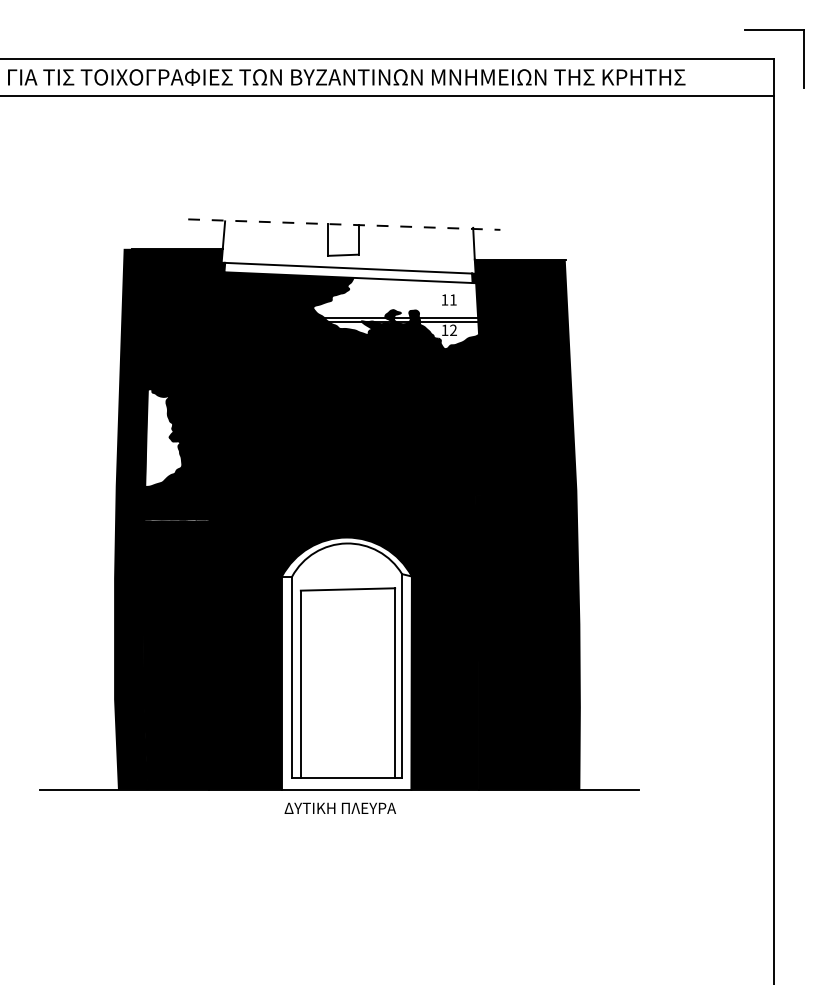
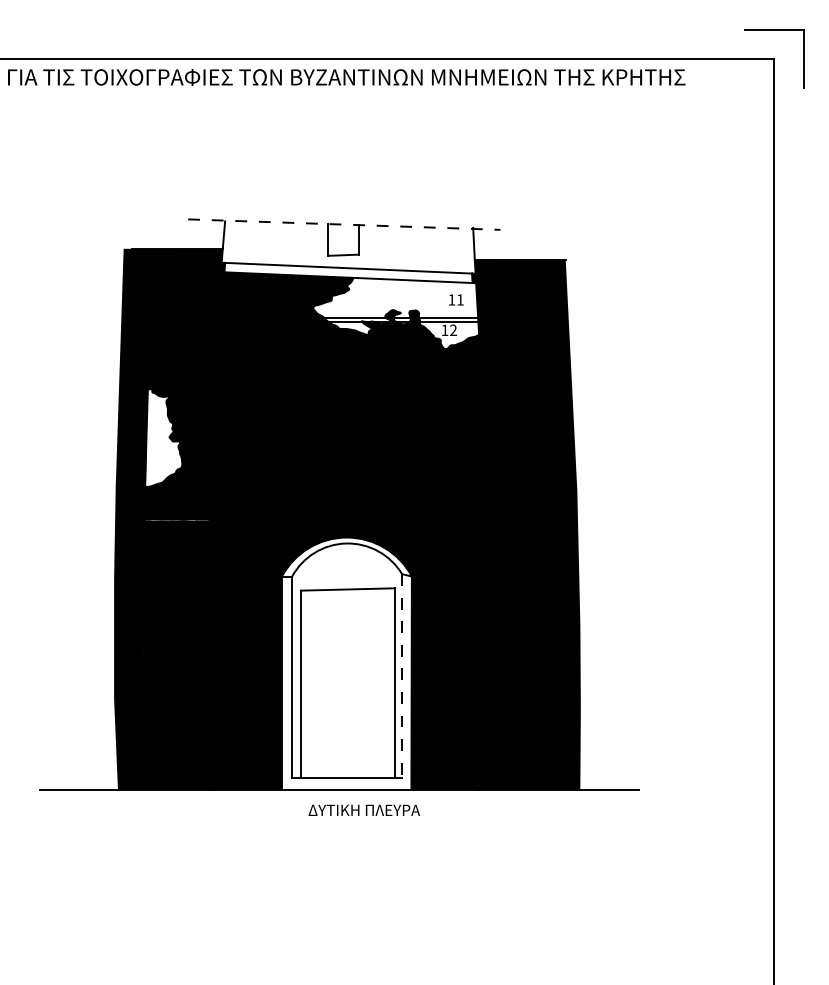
line: present -> none (388, 95)
text position: (449, 299) -> (456, 299) (456, 299)
line: solid -> dashed (402, 676)
text position: (339, 807) -> (363, 809) (363, 809)
